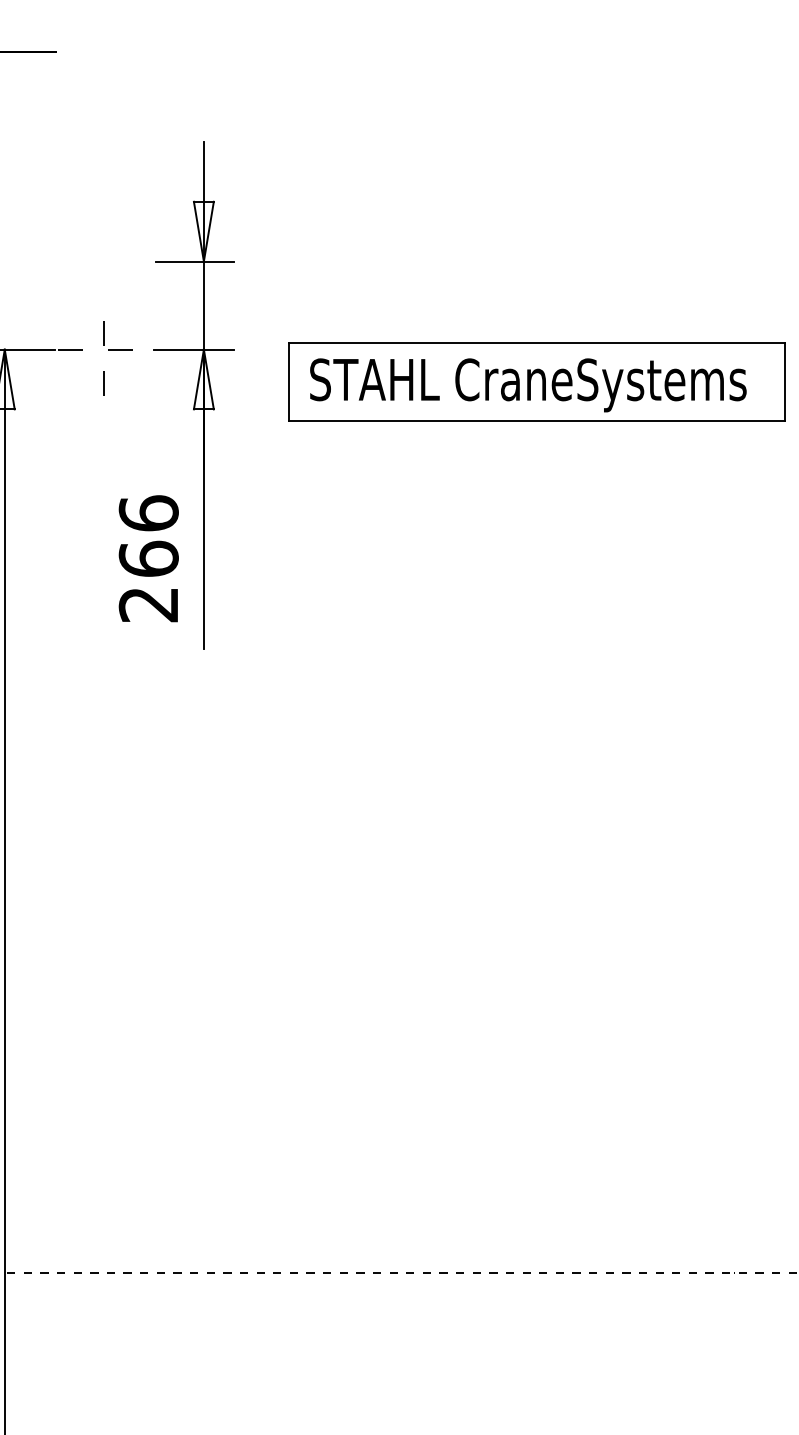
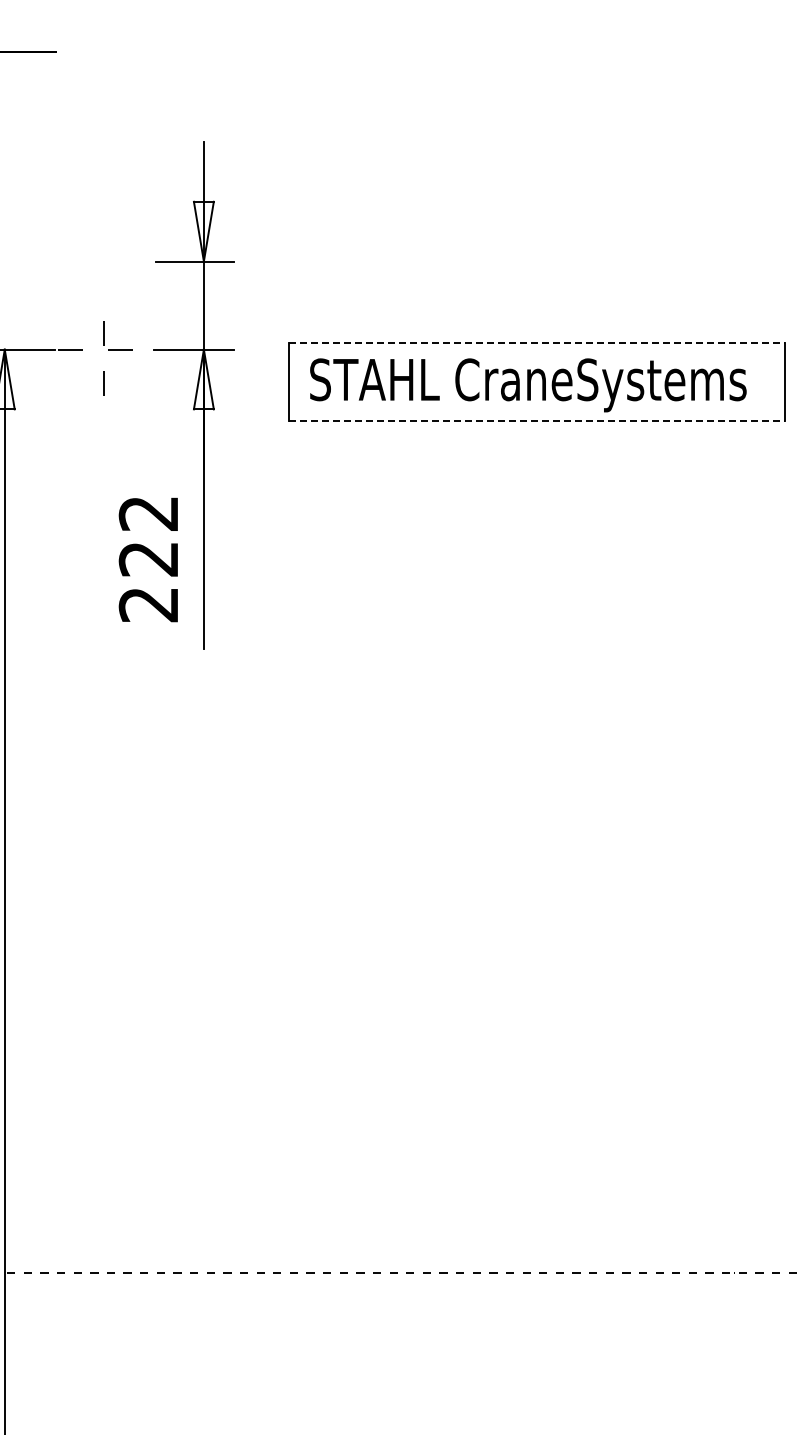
line: solid -> dashed (537, 342)
line: solid -> dashed (537, 420)
text: 266 -> 222 (148, 535)
